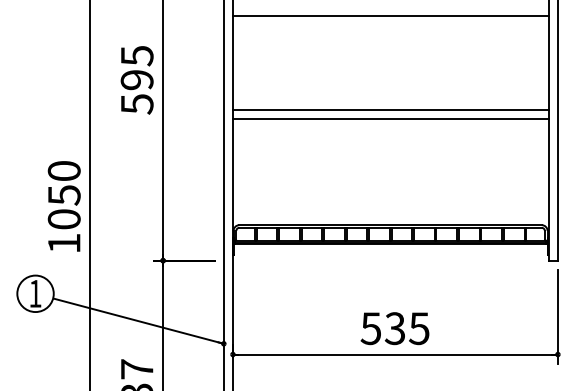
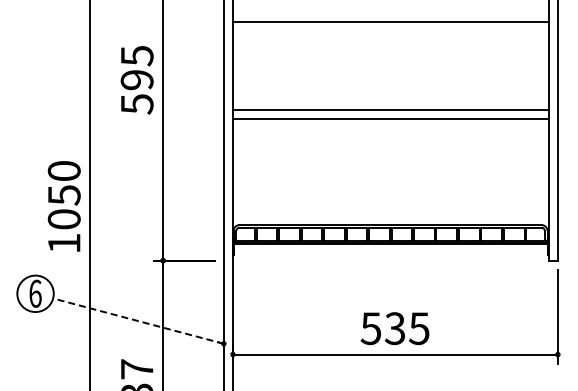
line position: (390, 16) -> (390, 22) (390, 22)
text: 1 -> 6 (35, 293)
line: solid -> dashed (138, 321)
